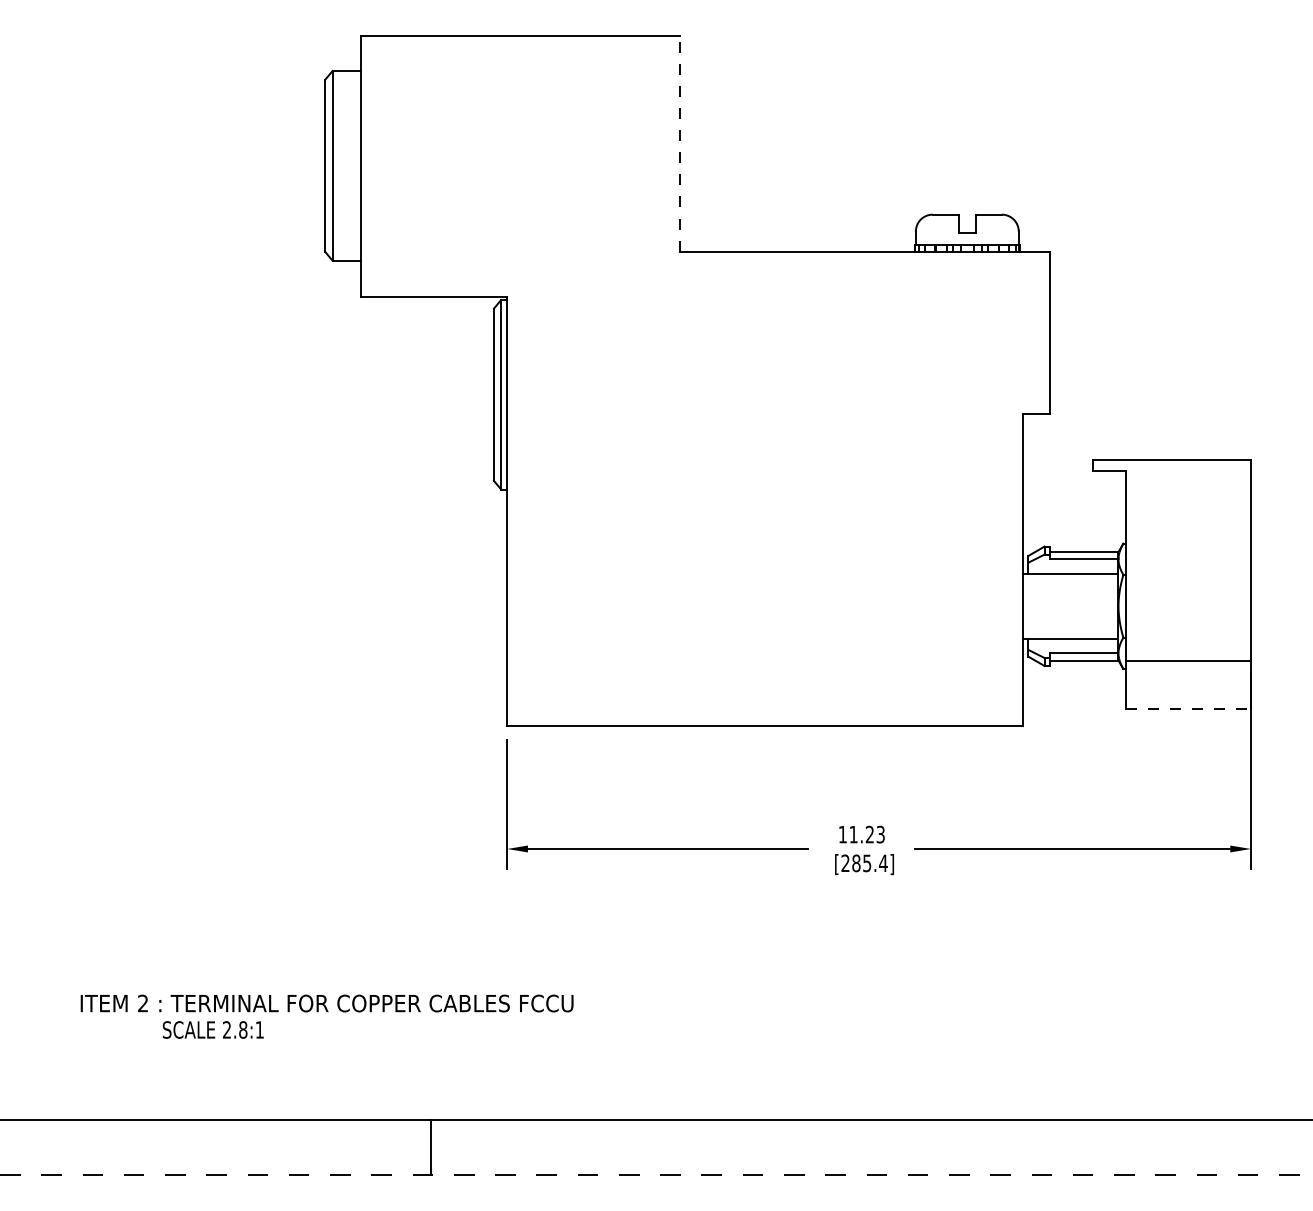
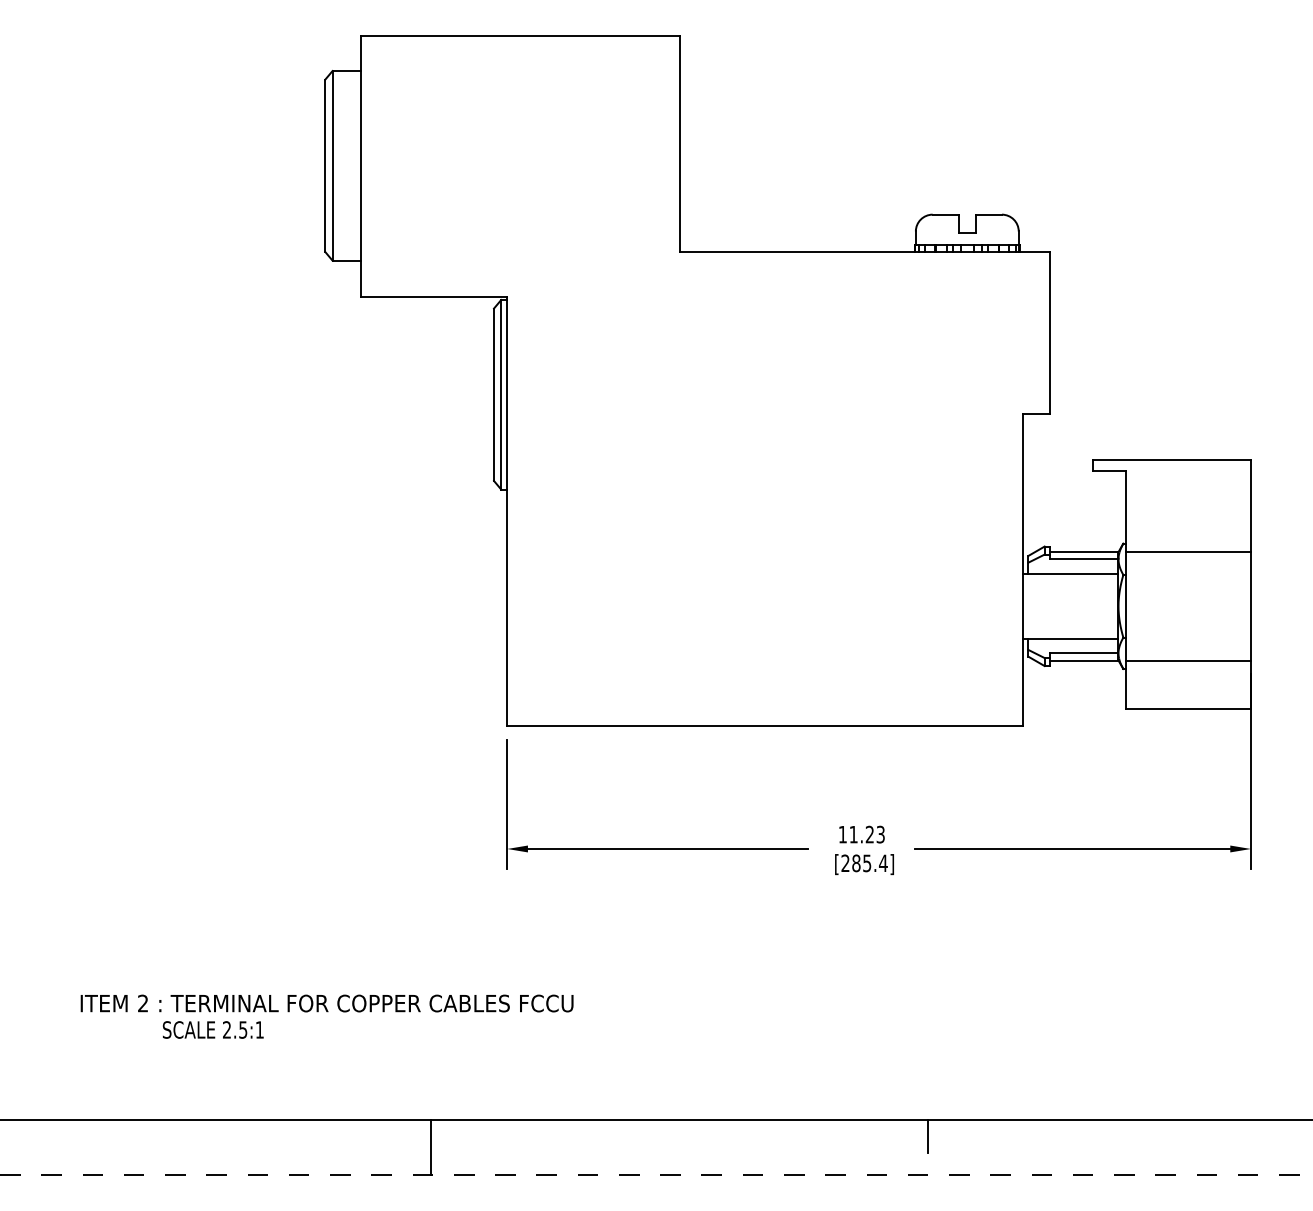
line: dashed -> solid (680, 143)
line: none -> present (1188, 552)
line: dashed -> solid (1189, 709)
text: 2.8:1 -> 2.5:1 (243, 1029)
line: none -> present (927, 1135)
